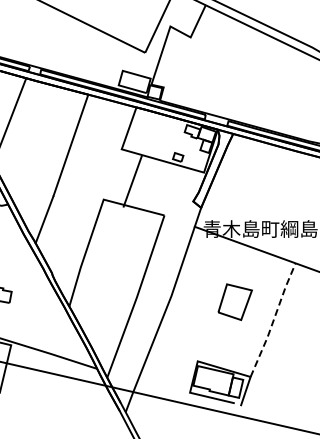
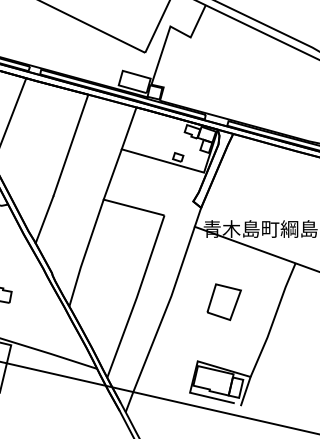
line position: (132, 181) -> (112, 174) (112, 174)
part position: (234, 302) -> (223, 302) (223, 302)
line: dashed -> solid (273, 319)
